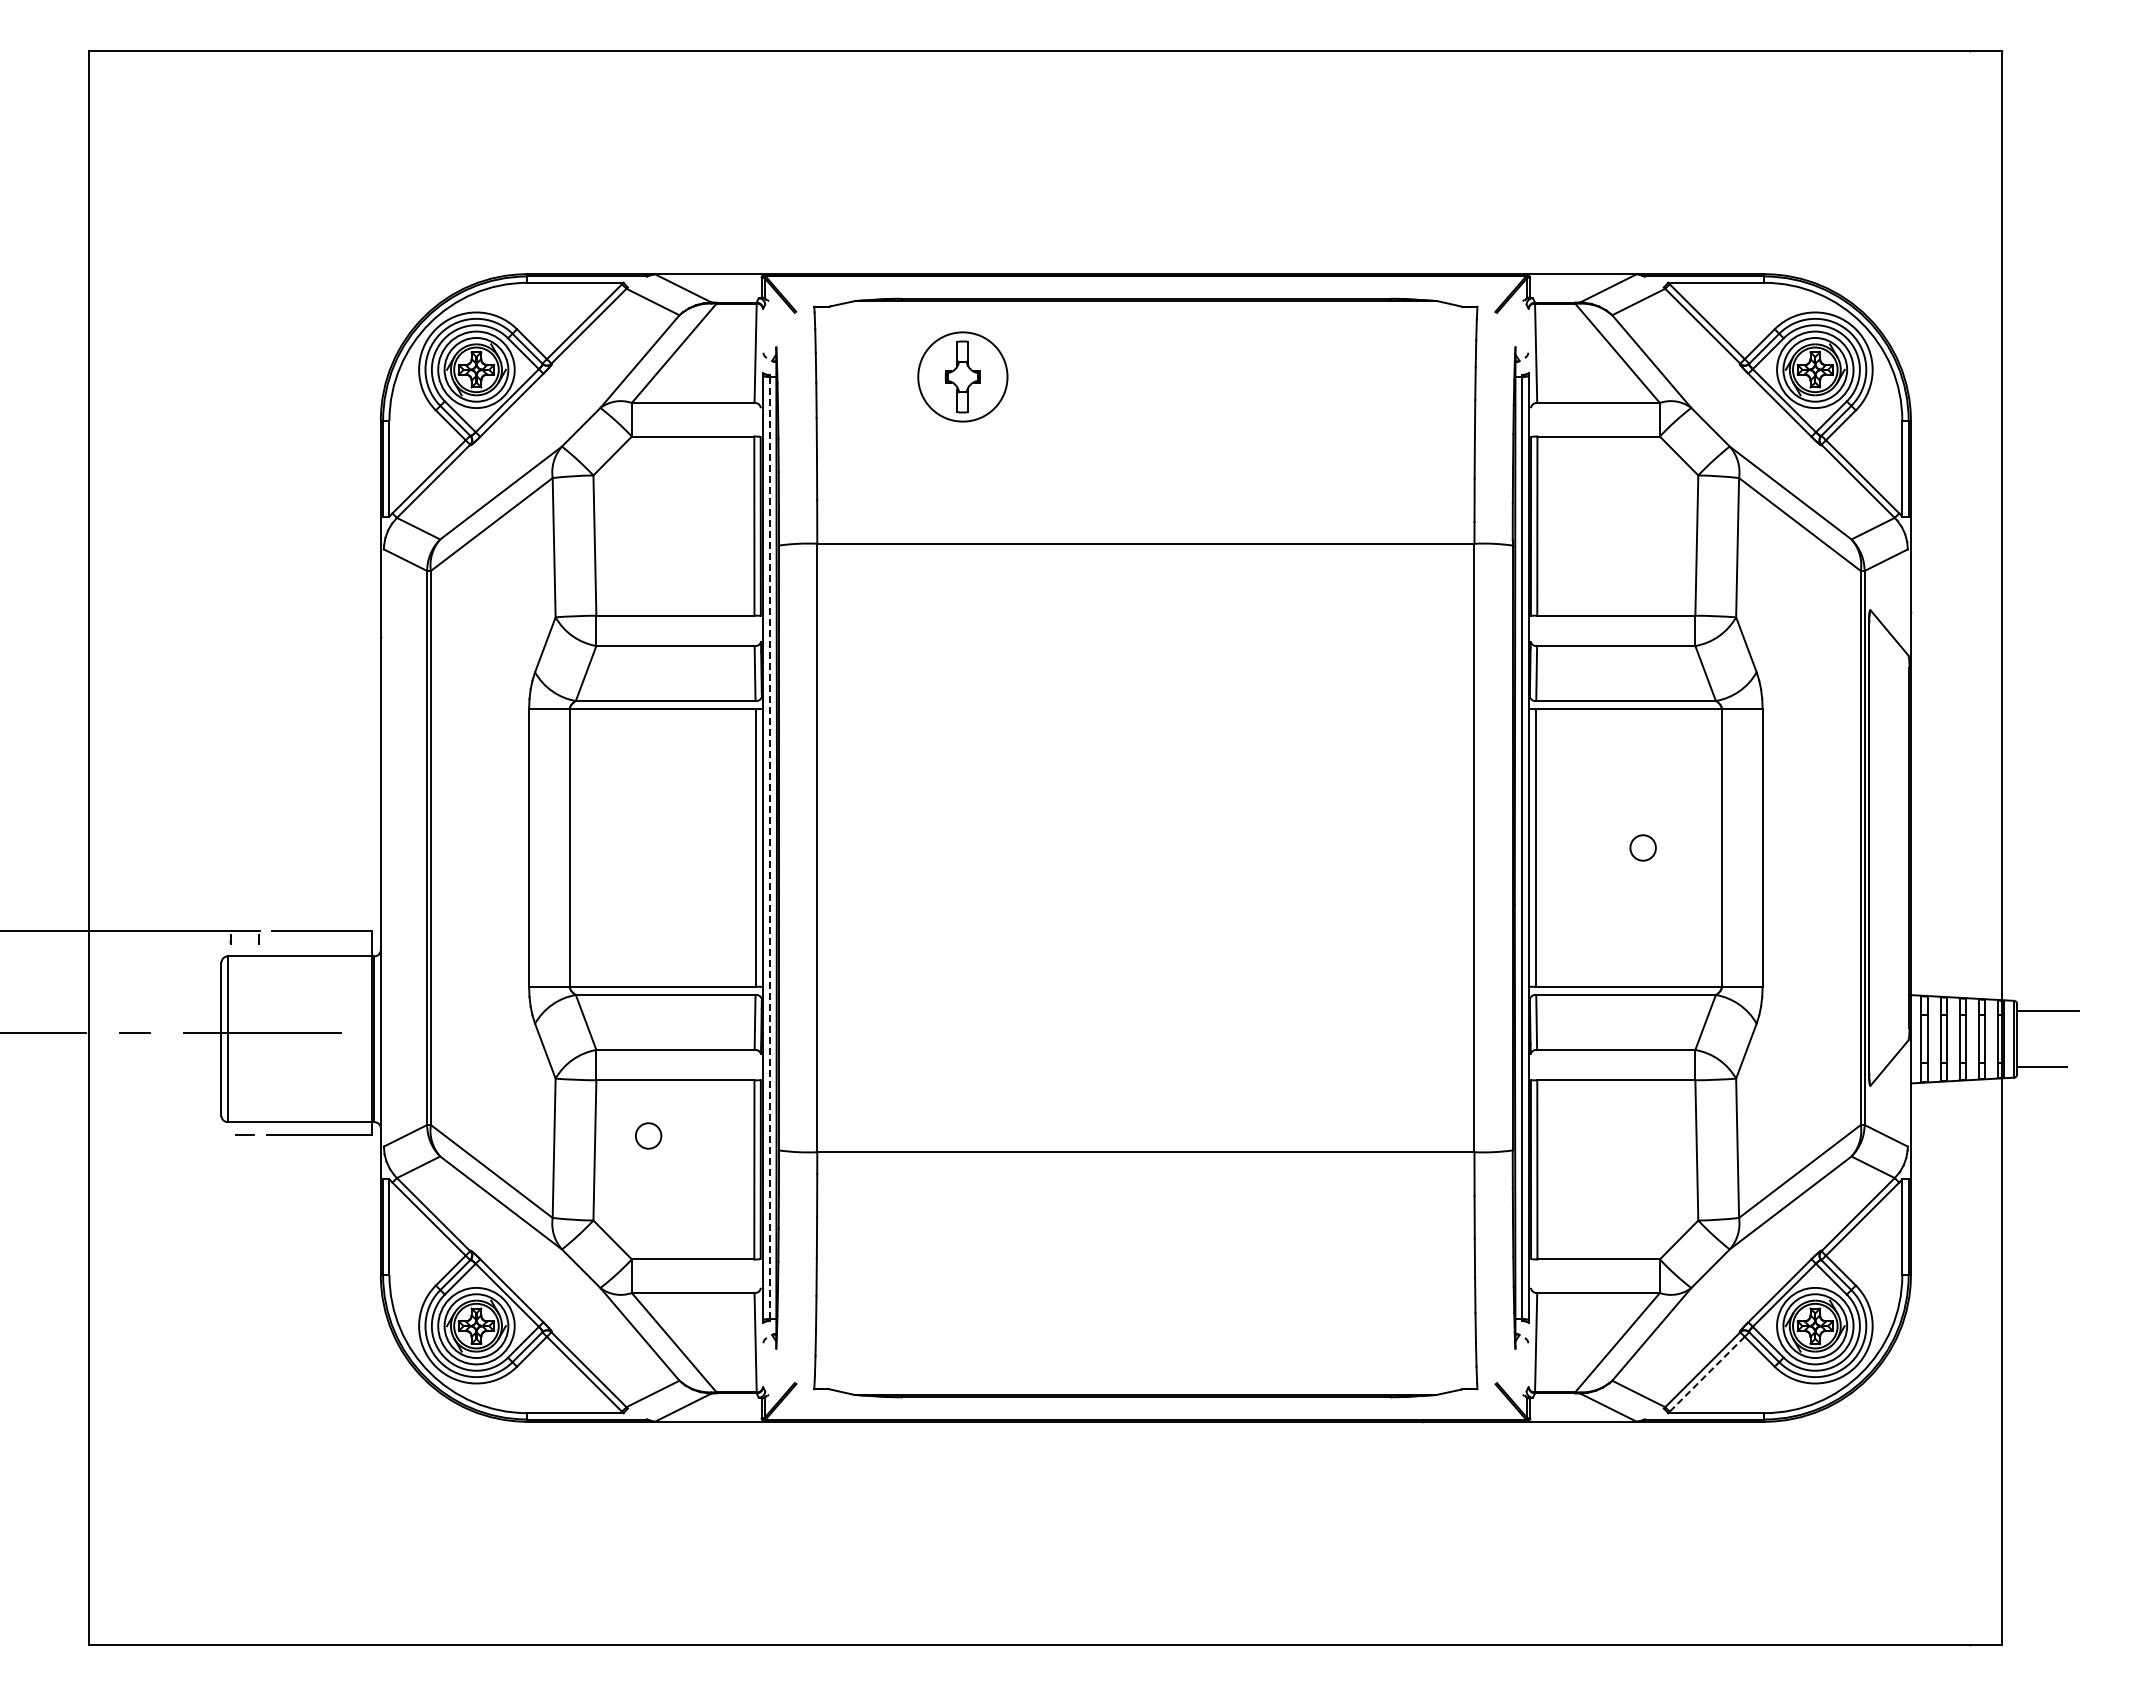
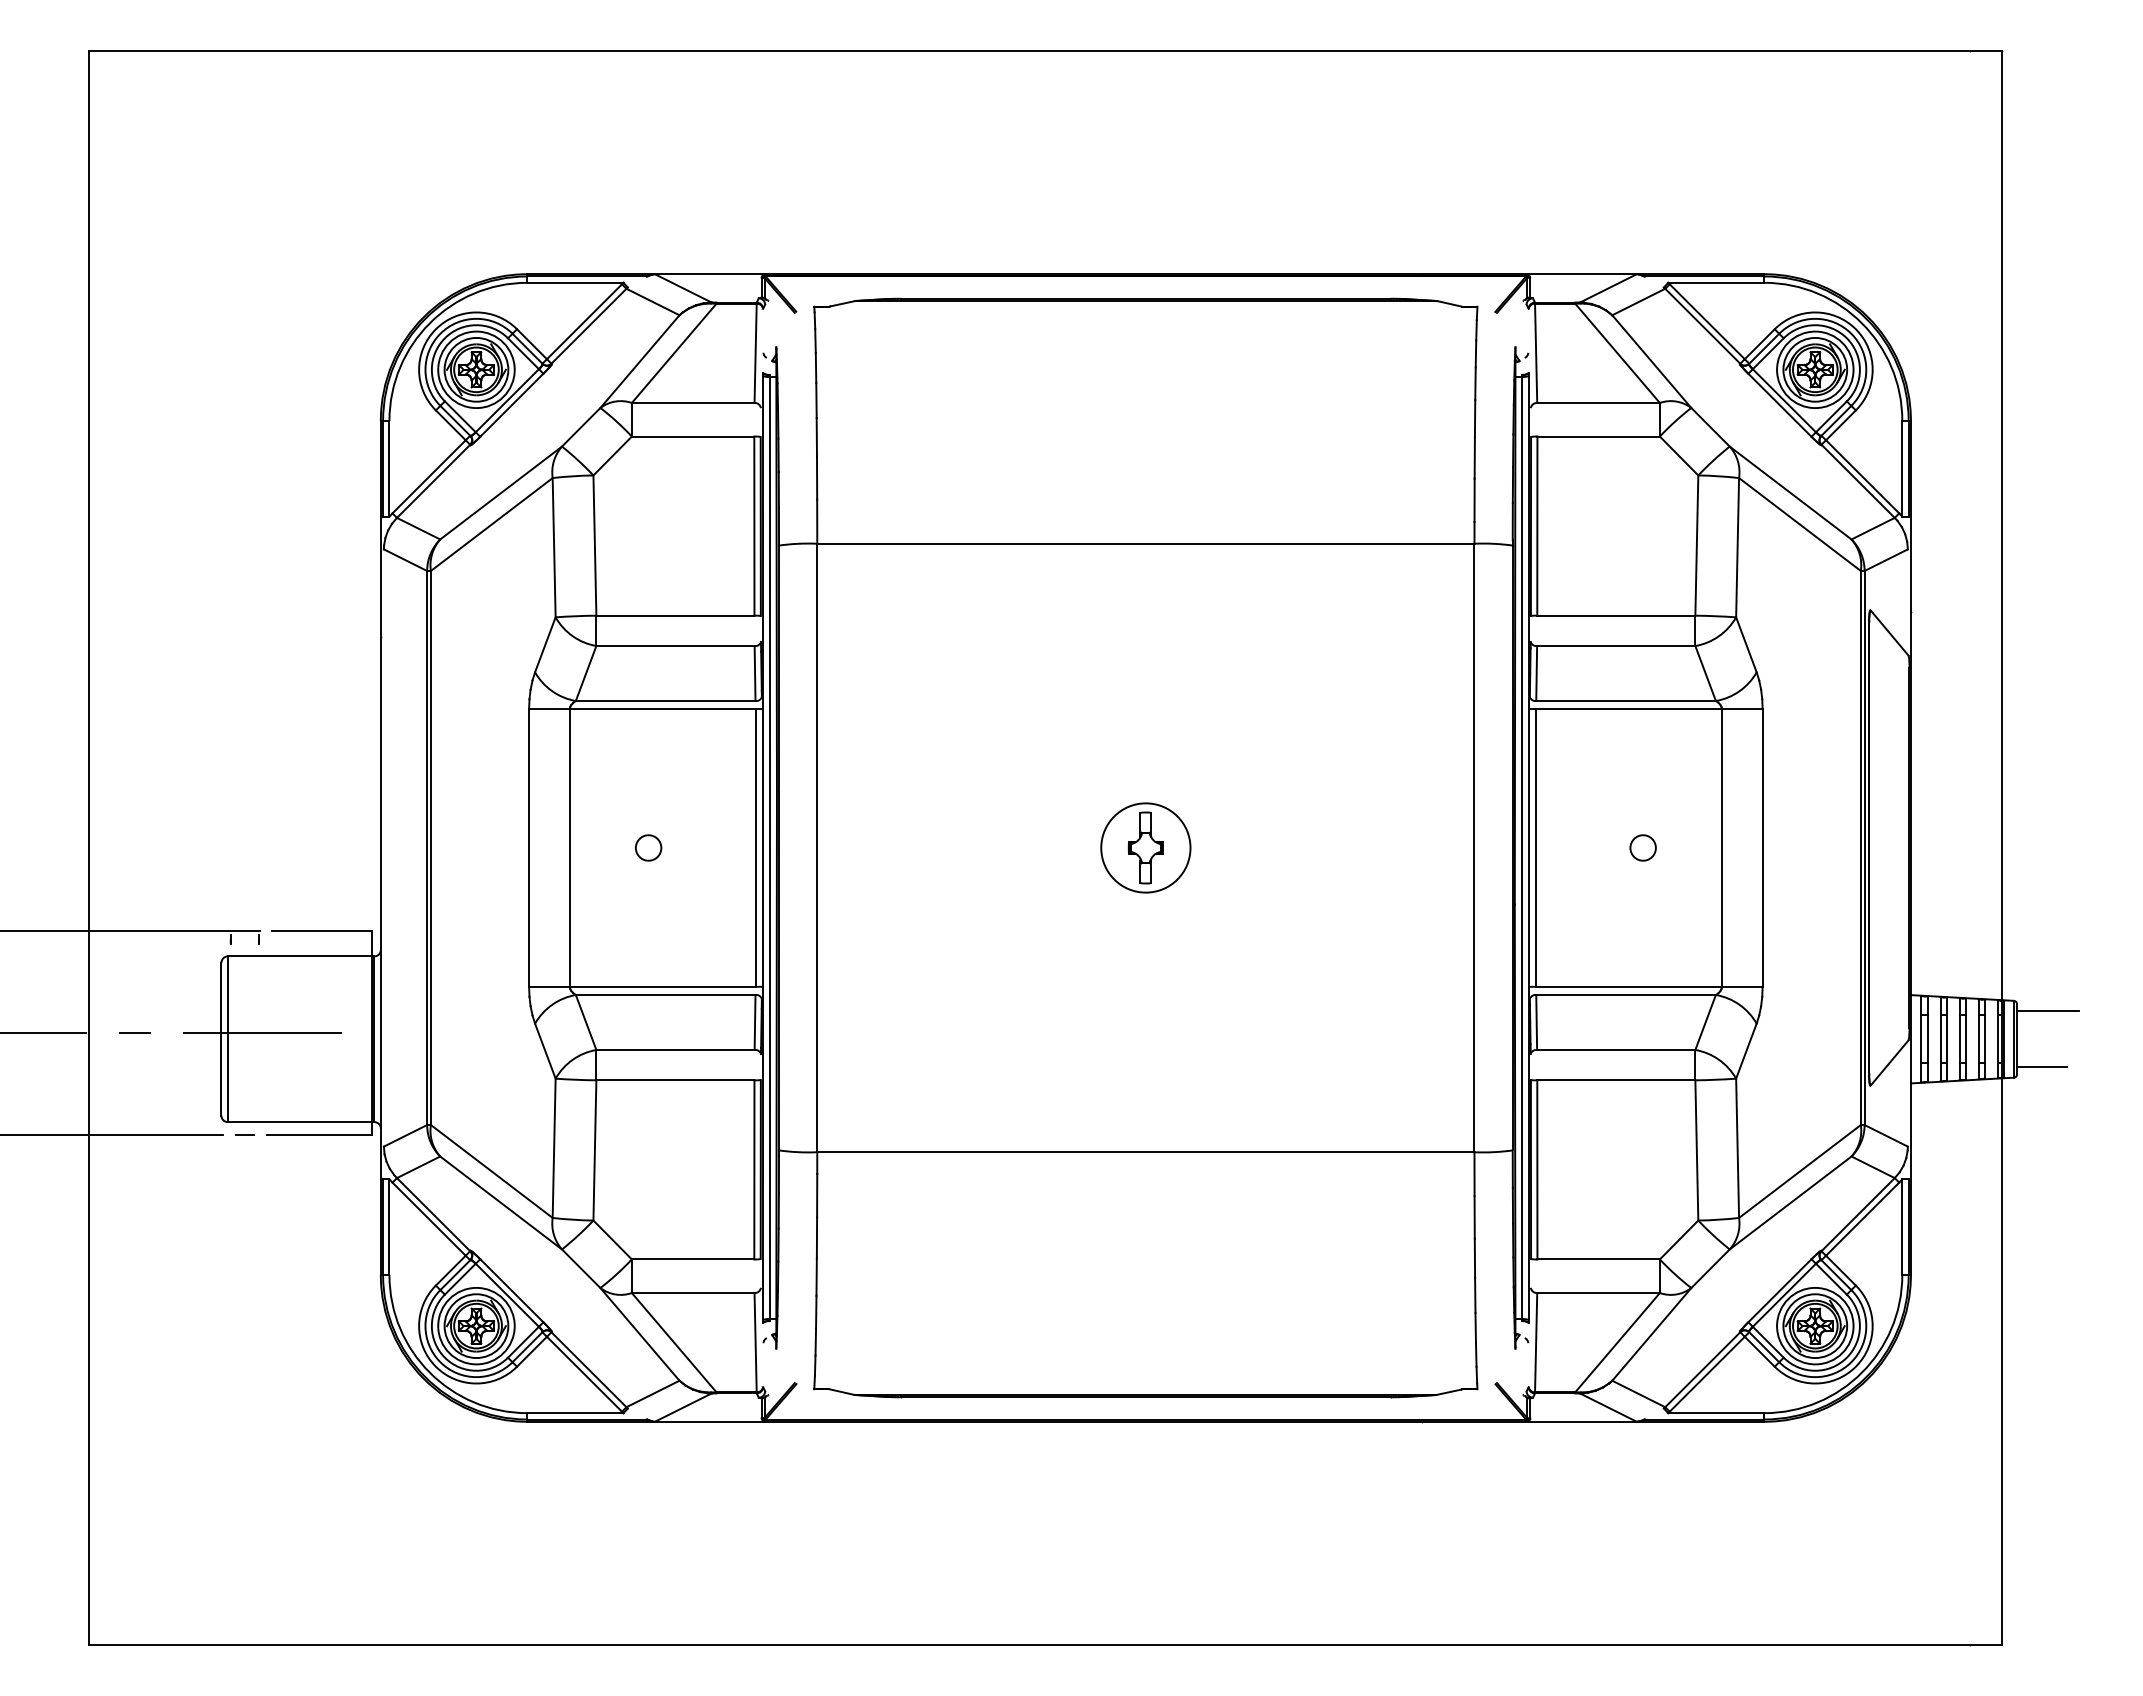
part position: (962, 376) -> (1145, 847) (1145, 847)
line: dashed -> solid (769, 848)
line: none -> present (112, 1134)
circle position: (648, 1135) -> (648, 847) (648, 847)
line: dashed -> solid (1706, 1374)
